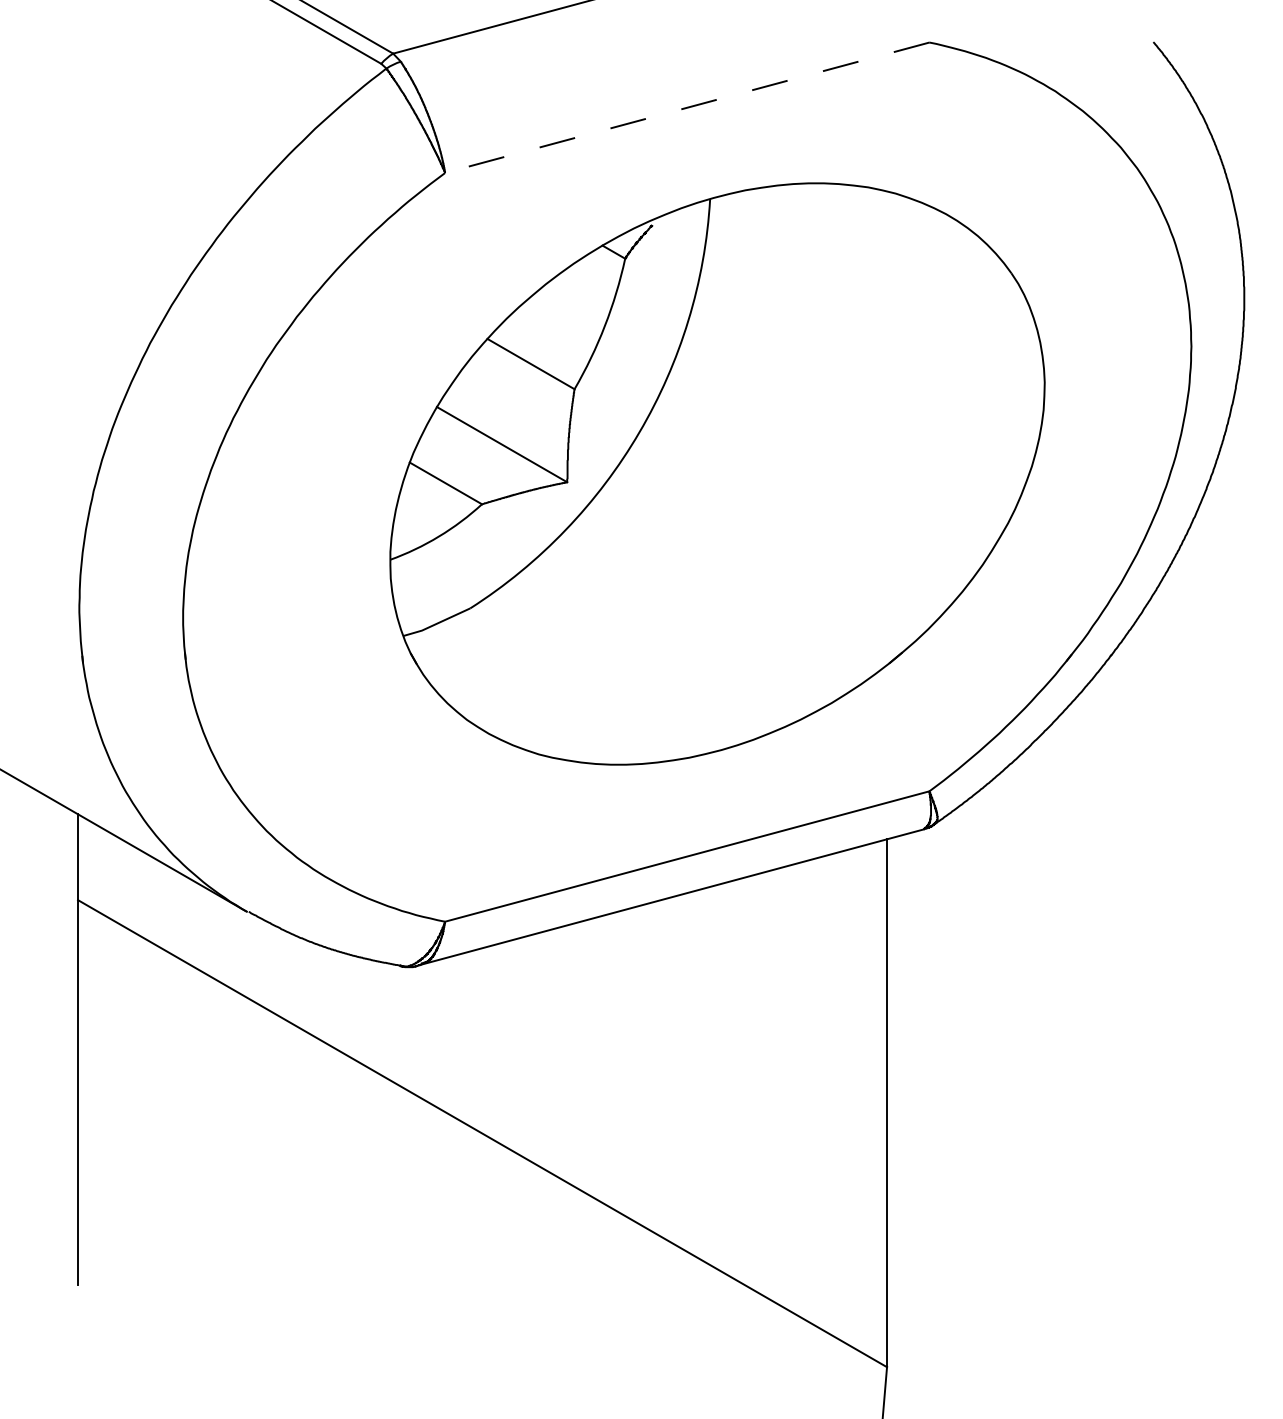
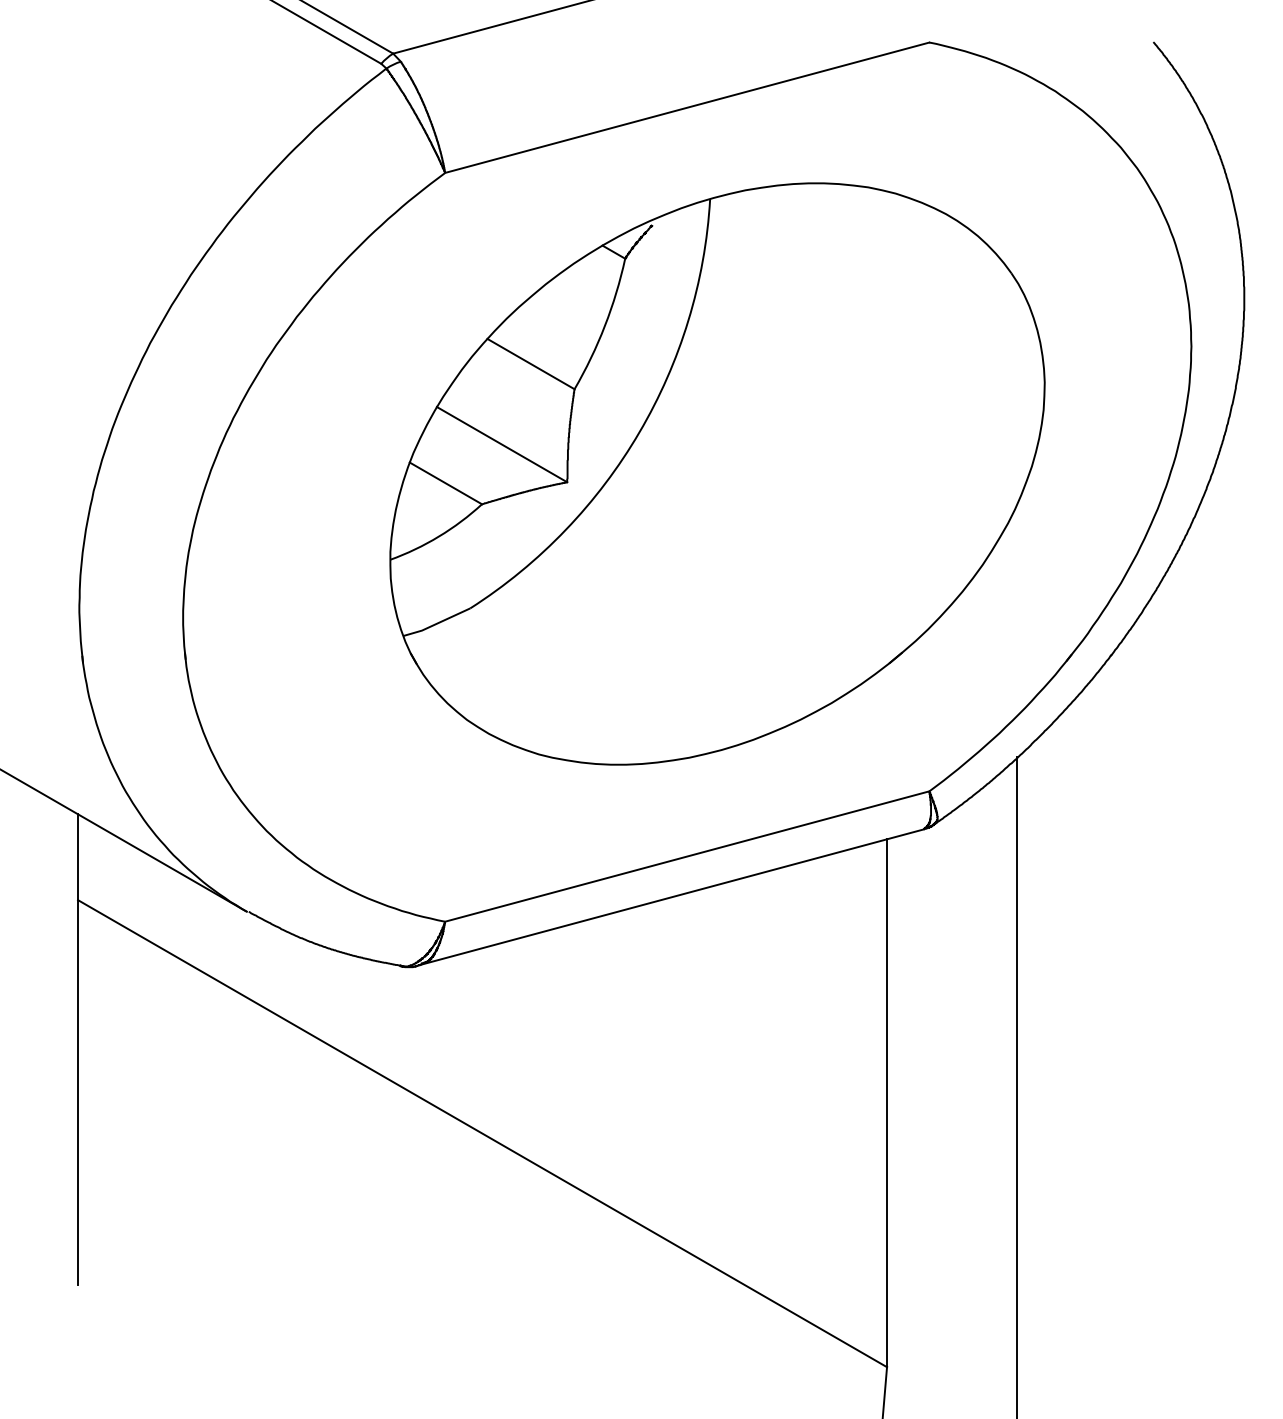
line: dashed -> solid (687, 107)
line: none -> present (1016, 1086)
